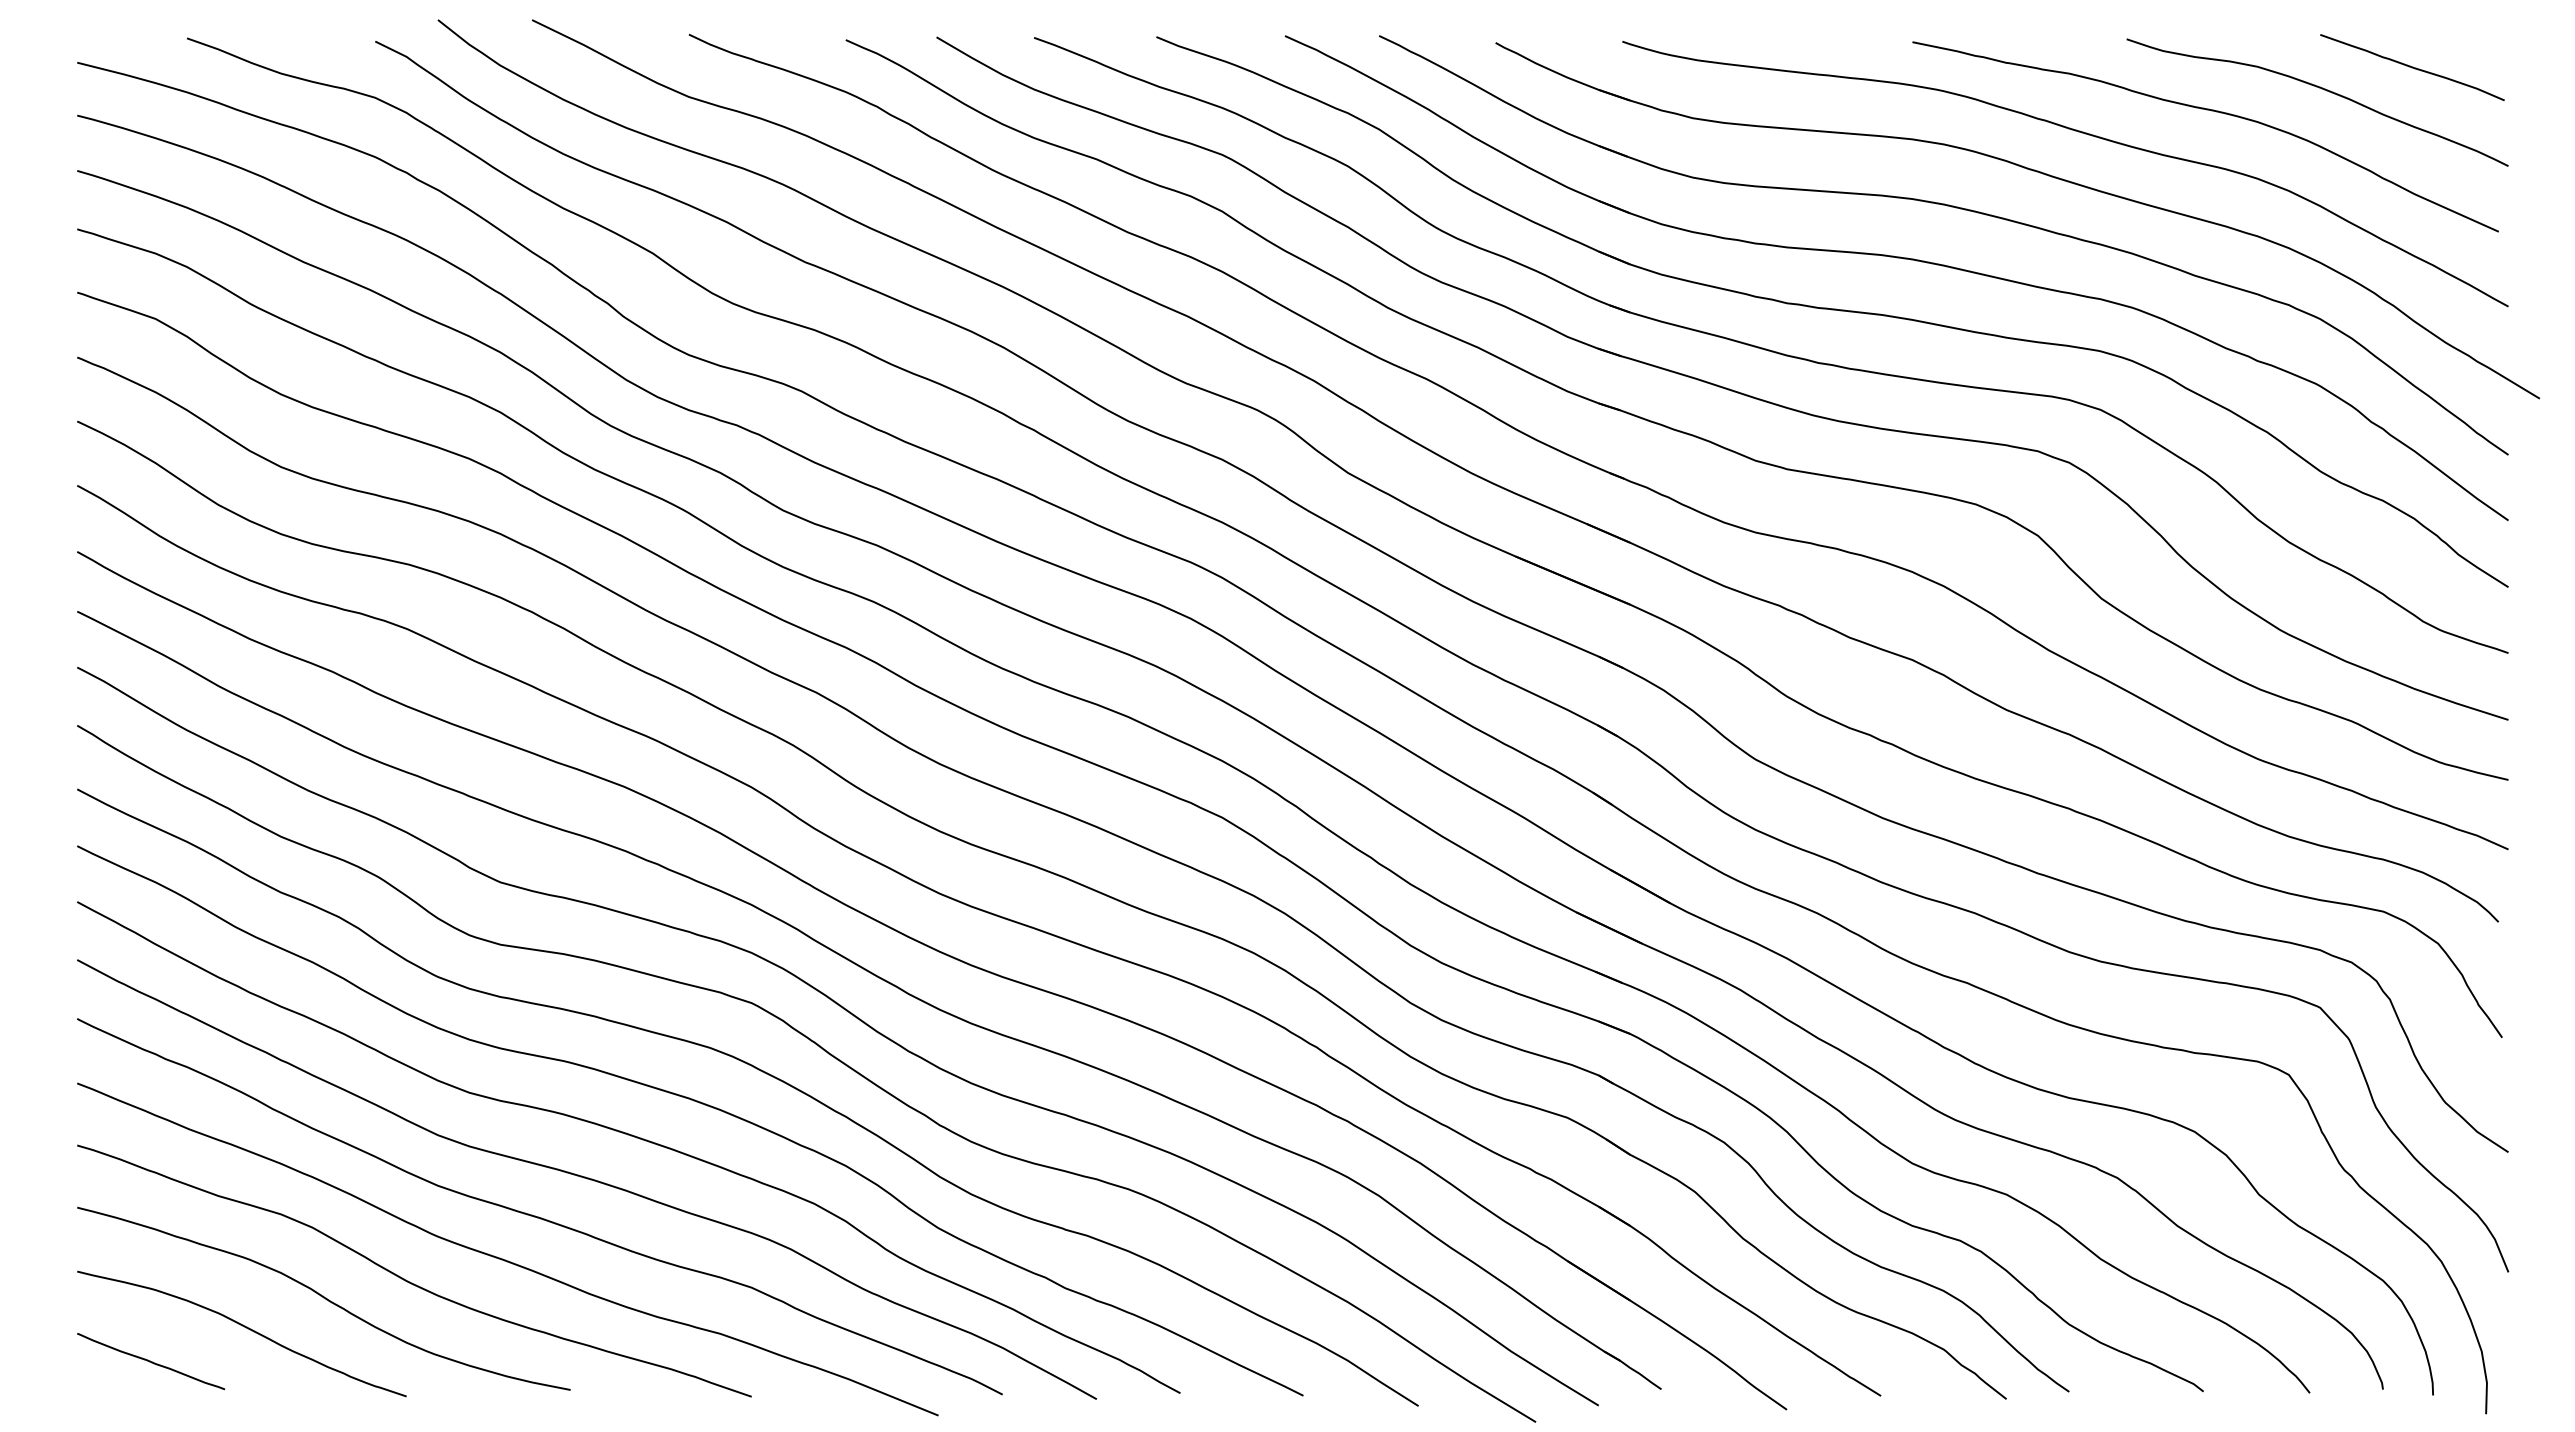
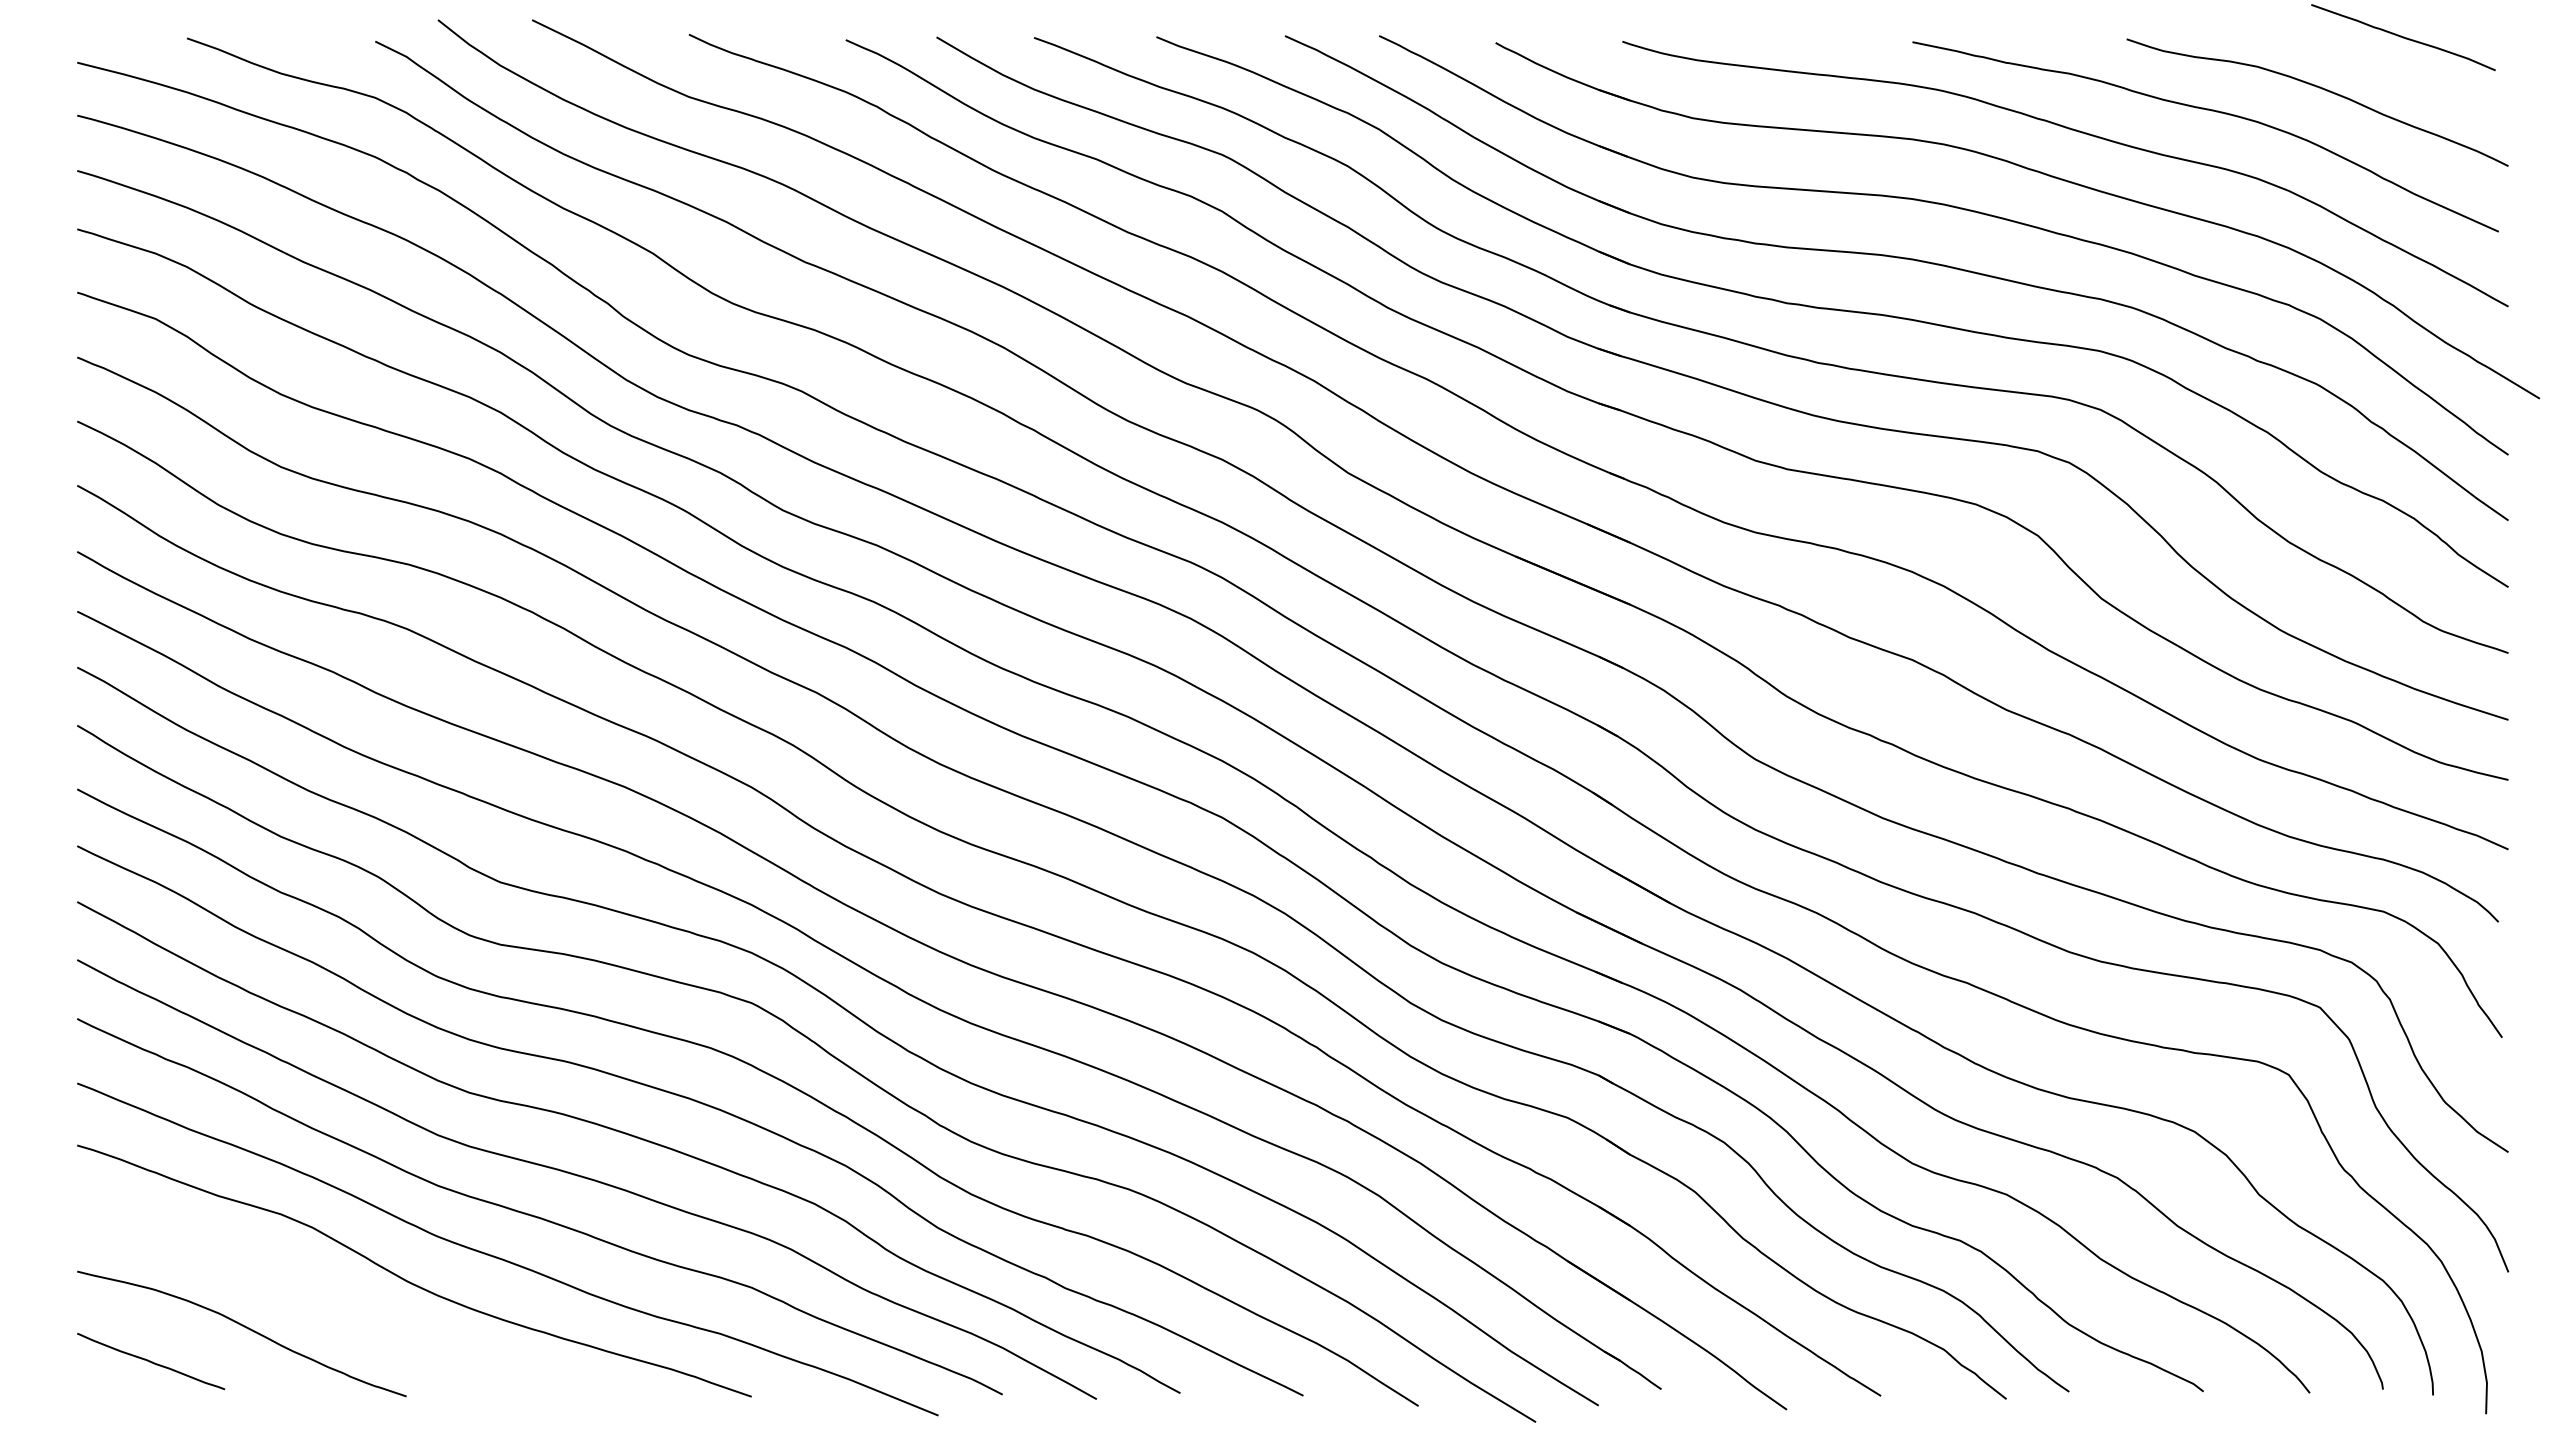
curve position: (2412, 67) -> (2403, 37) (2403, 37)
curve: present -> none (323, 1298)
